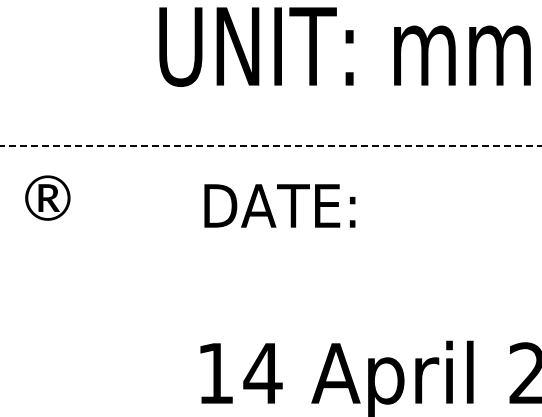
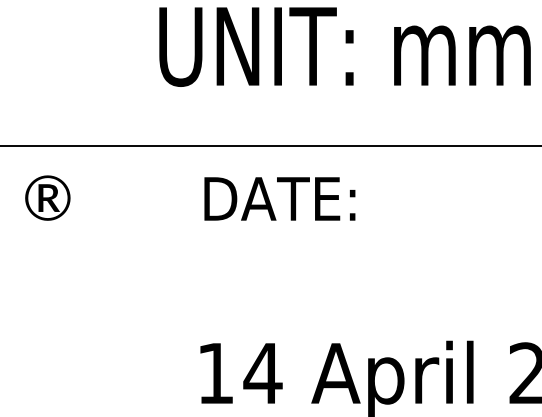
line: dashed -> solid (270, 146)
text position: (279, 205) -> (279, 198) (279, 198)
